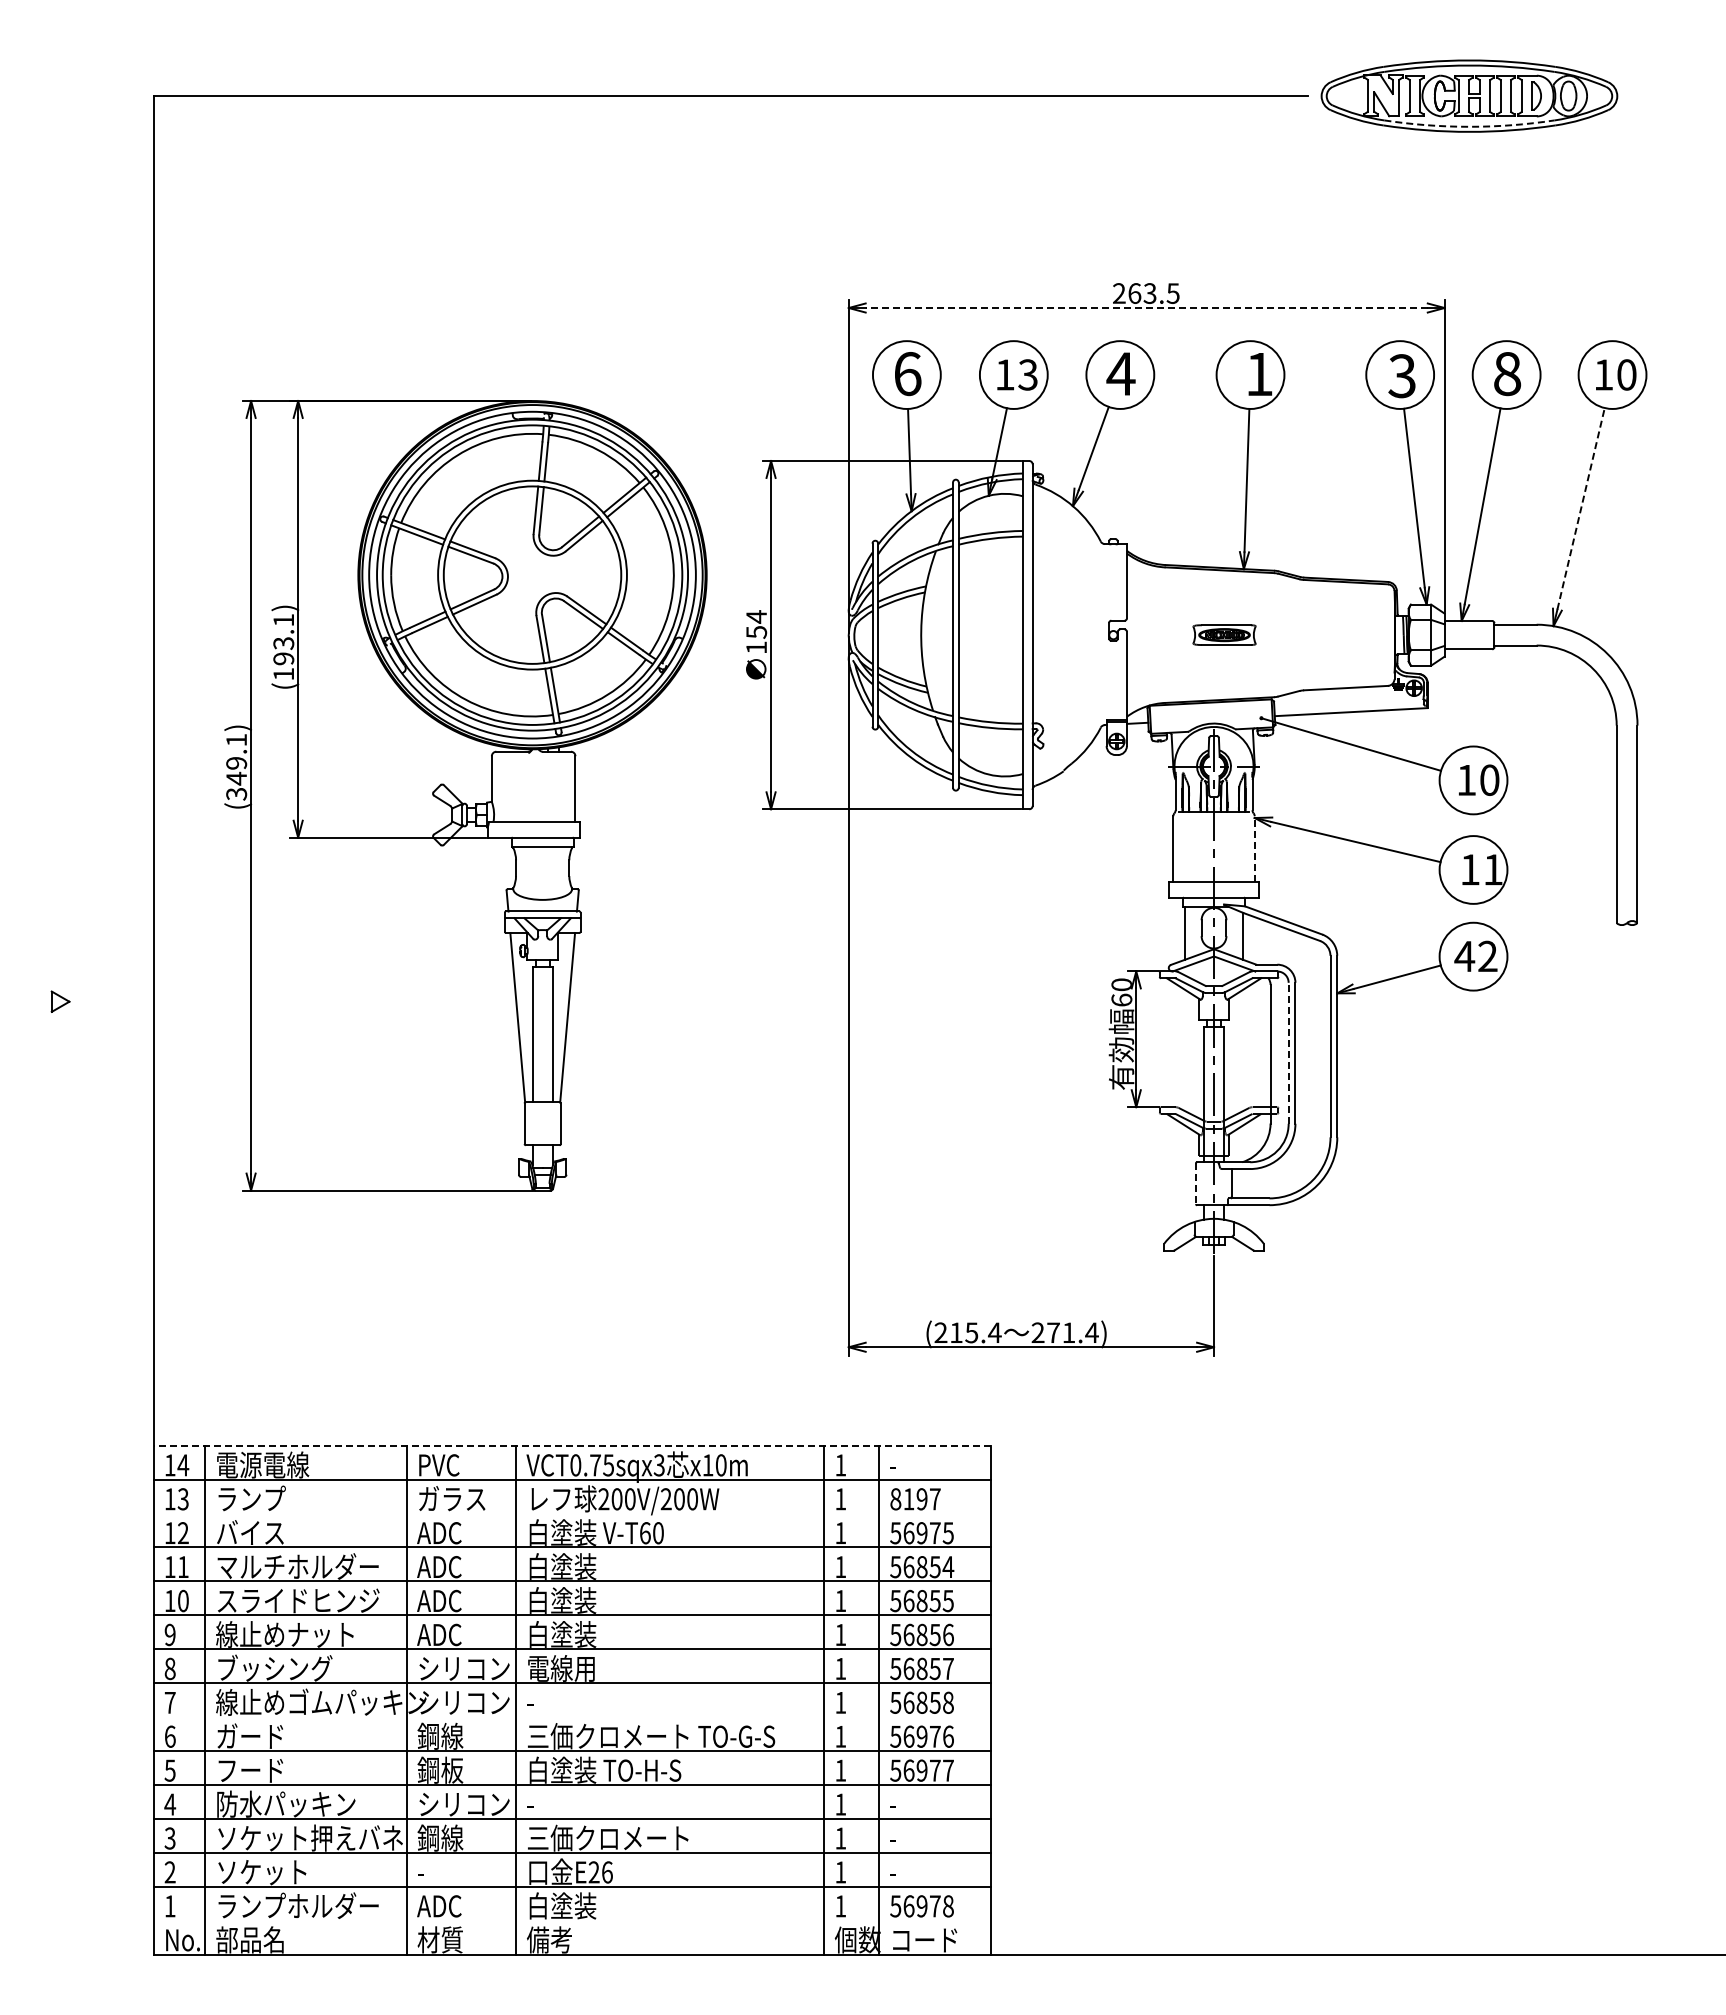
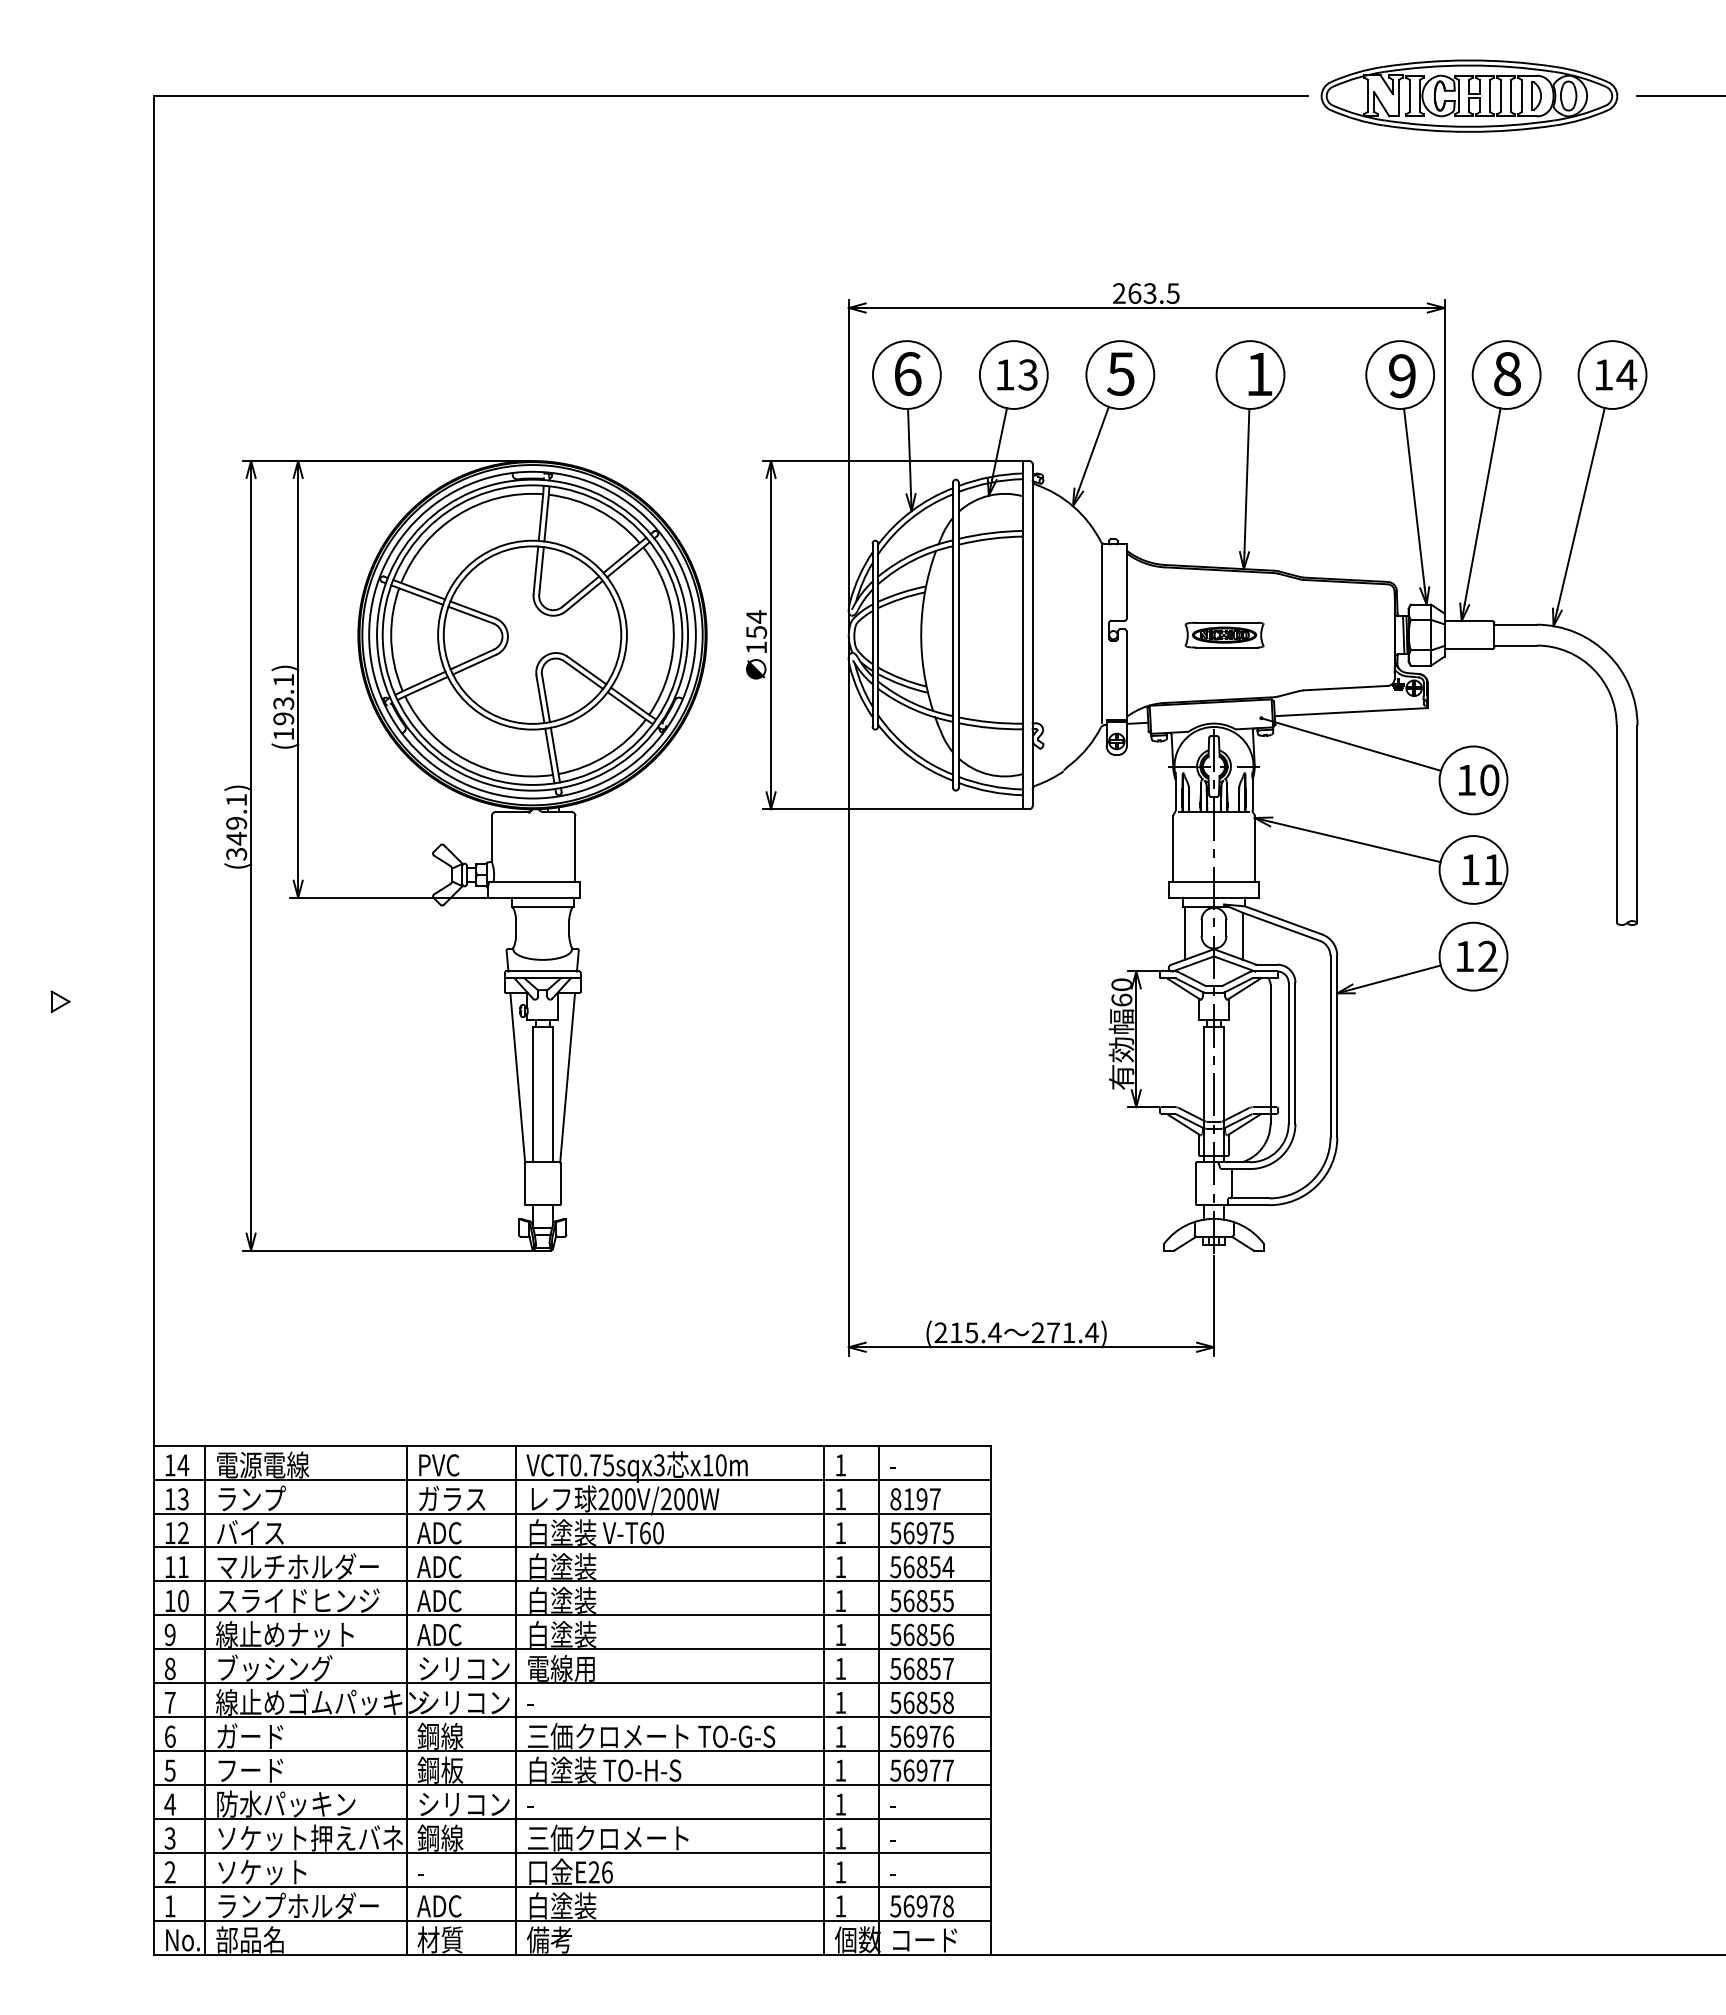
line: none -> present (1679, 95)
arc: dashed -> solid (1469, 126)
line: dashed -> solid (1146, 308)
text: 4 -> 5 (1120, 374)
text: 10 -> 14 (1626, 374)
text: 3 -> 9 (1401, 376)
line: dashed -> solid (1581, 508)
line: none -> present (1102, 633)
part size: 65x22 px -> 81x28 px (1224, 634)
part position: (465, 795) -> (465, 855) (465, 855)
line: dashed -> solid (1254, 849)
text: 42 -> 12 (1464, 956)
line: dashed -> solid (1288, 1052)
line: dashed -> solid (1195, 1184)
line: dashed -> solid (572, 1445)
line: none -> present (572, 1513)
line: none -> present (572, 1717)
line: none -> present (572, 1920)
